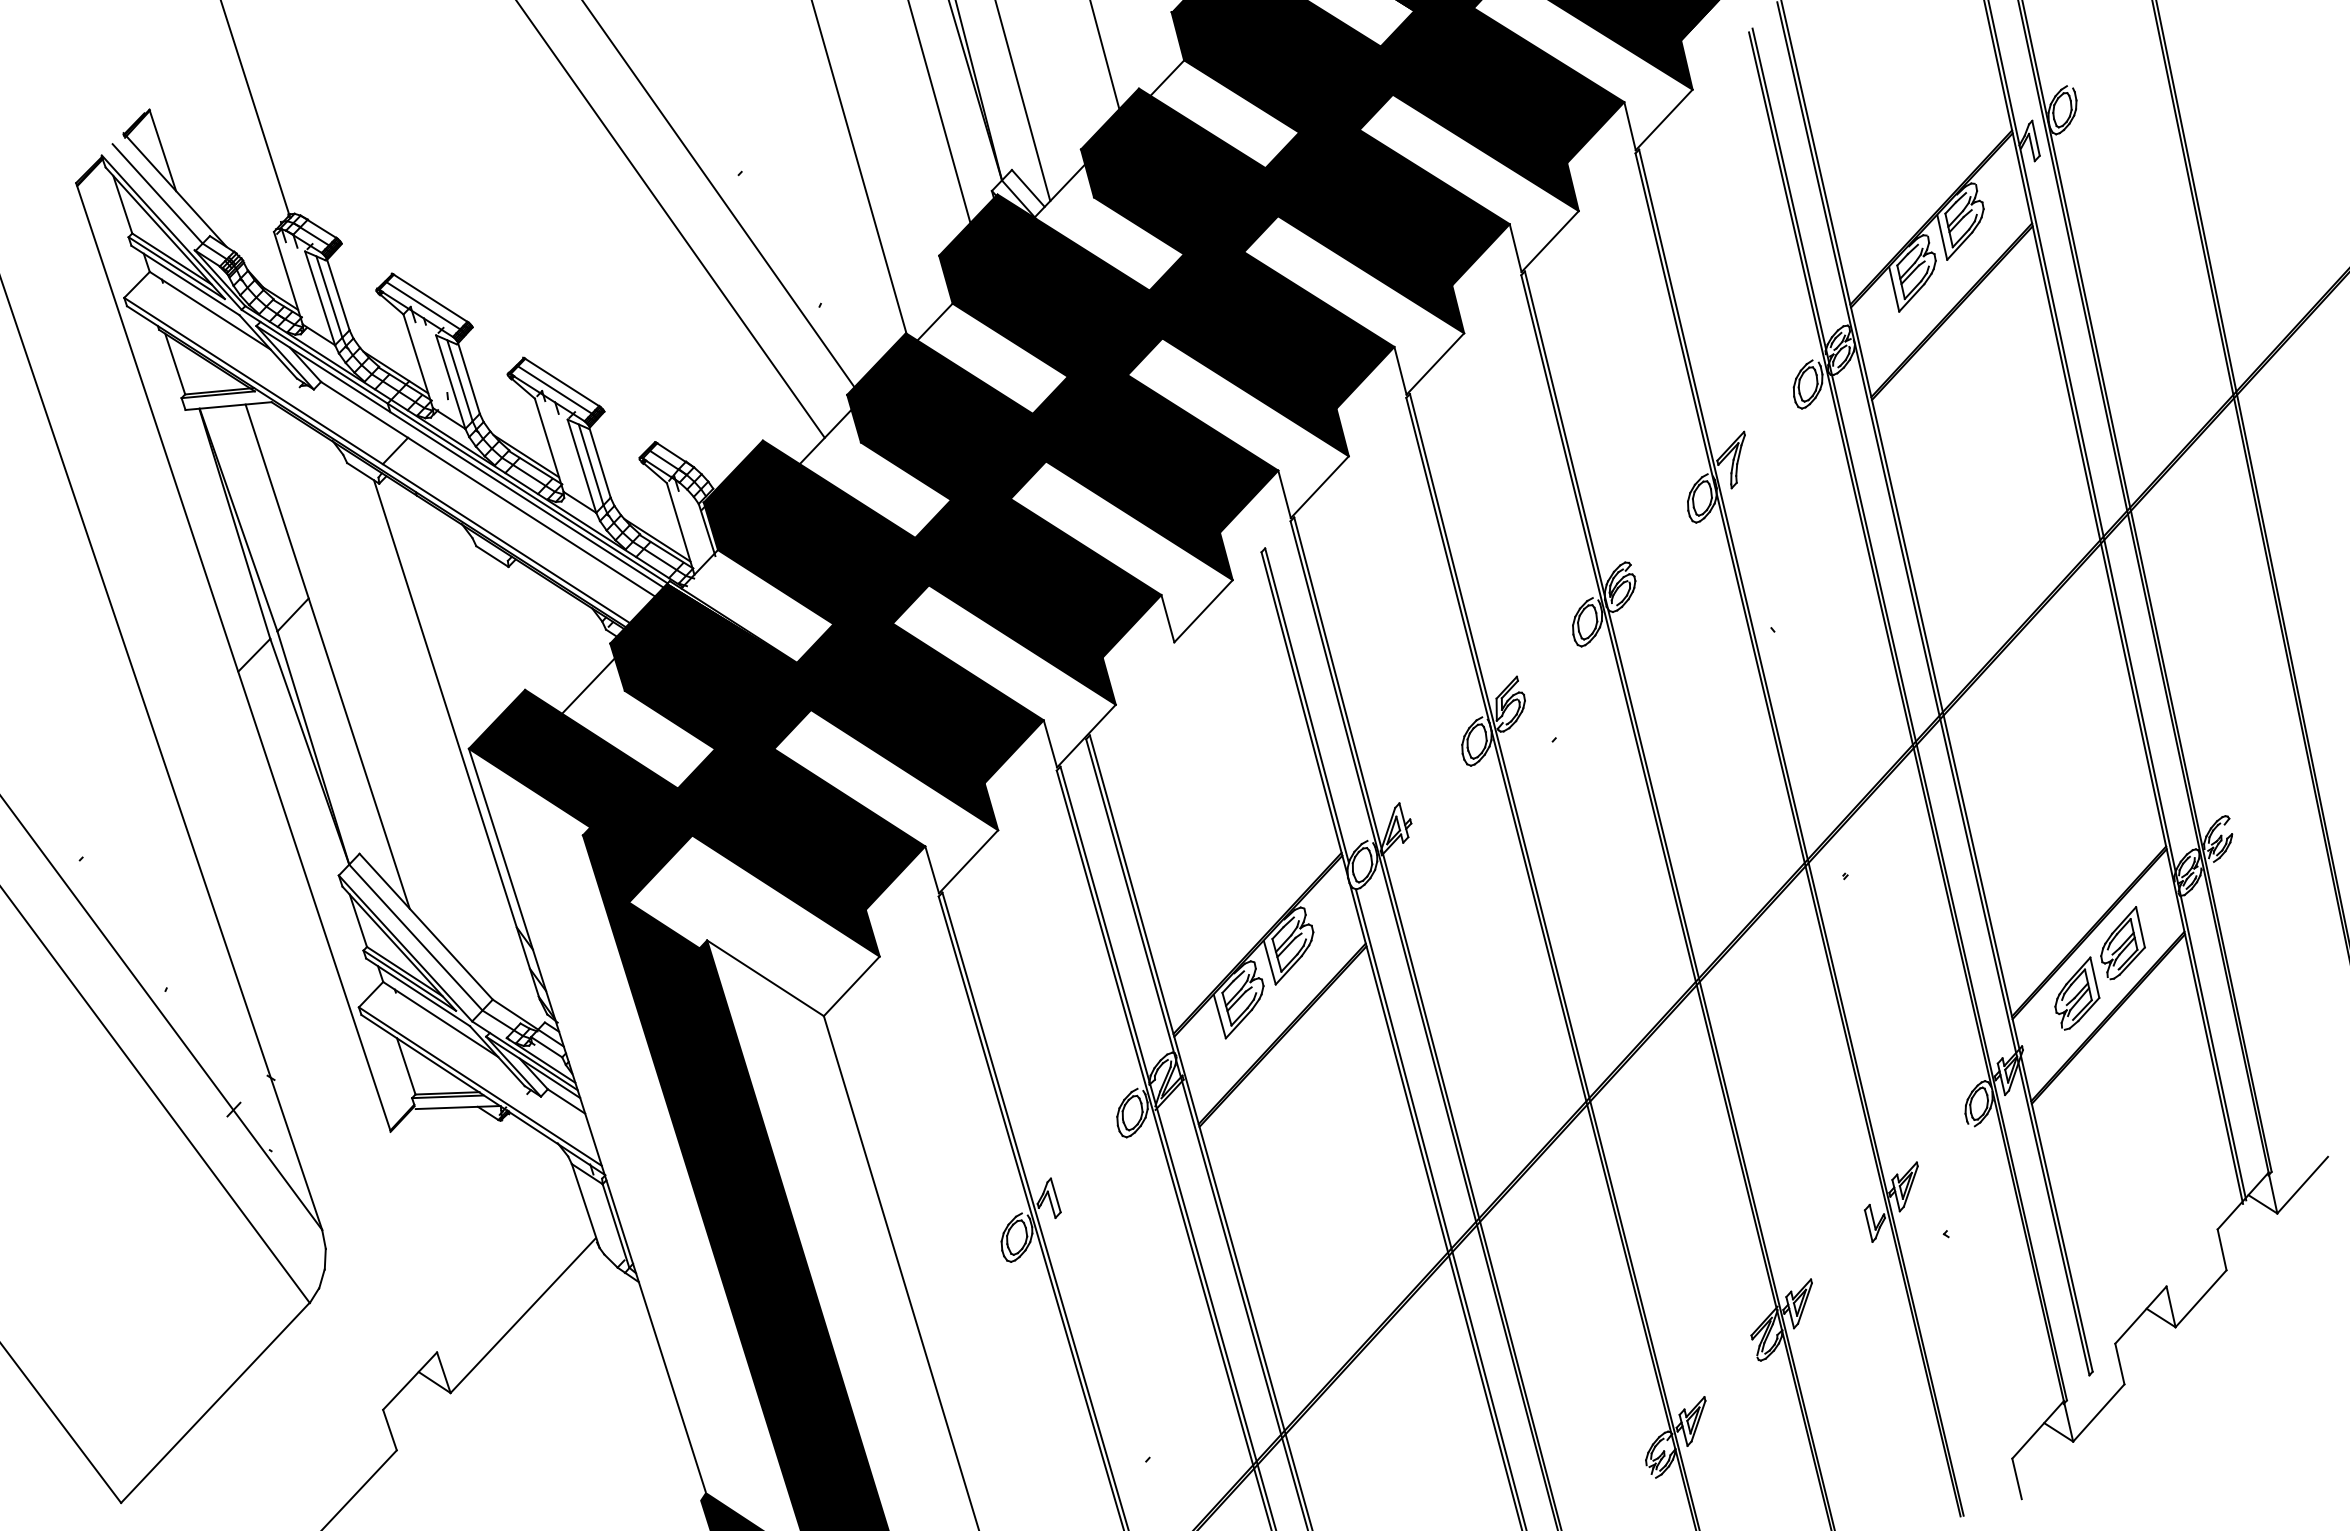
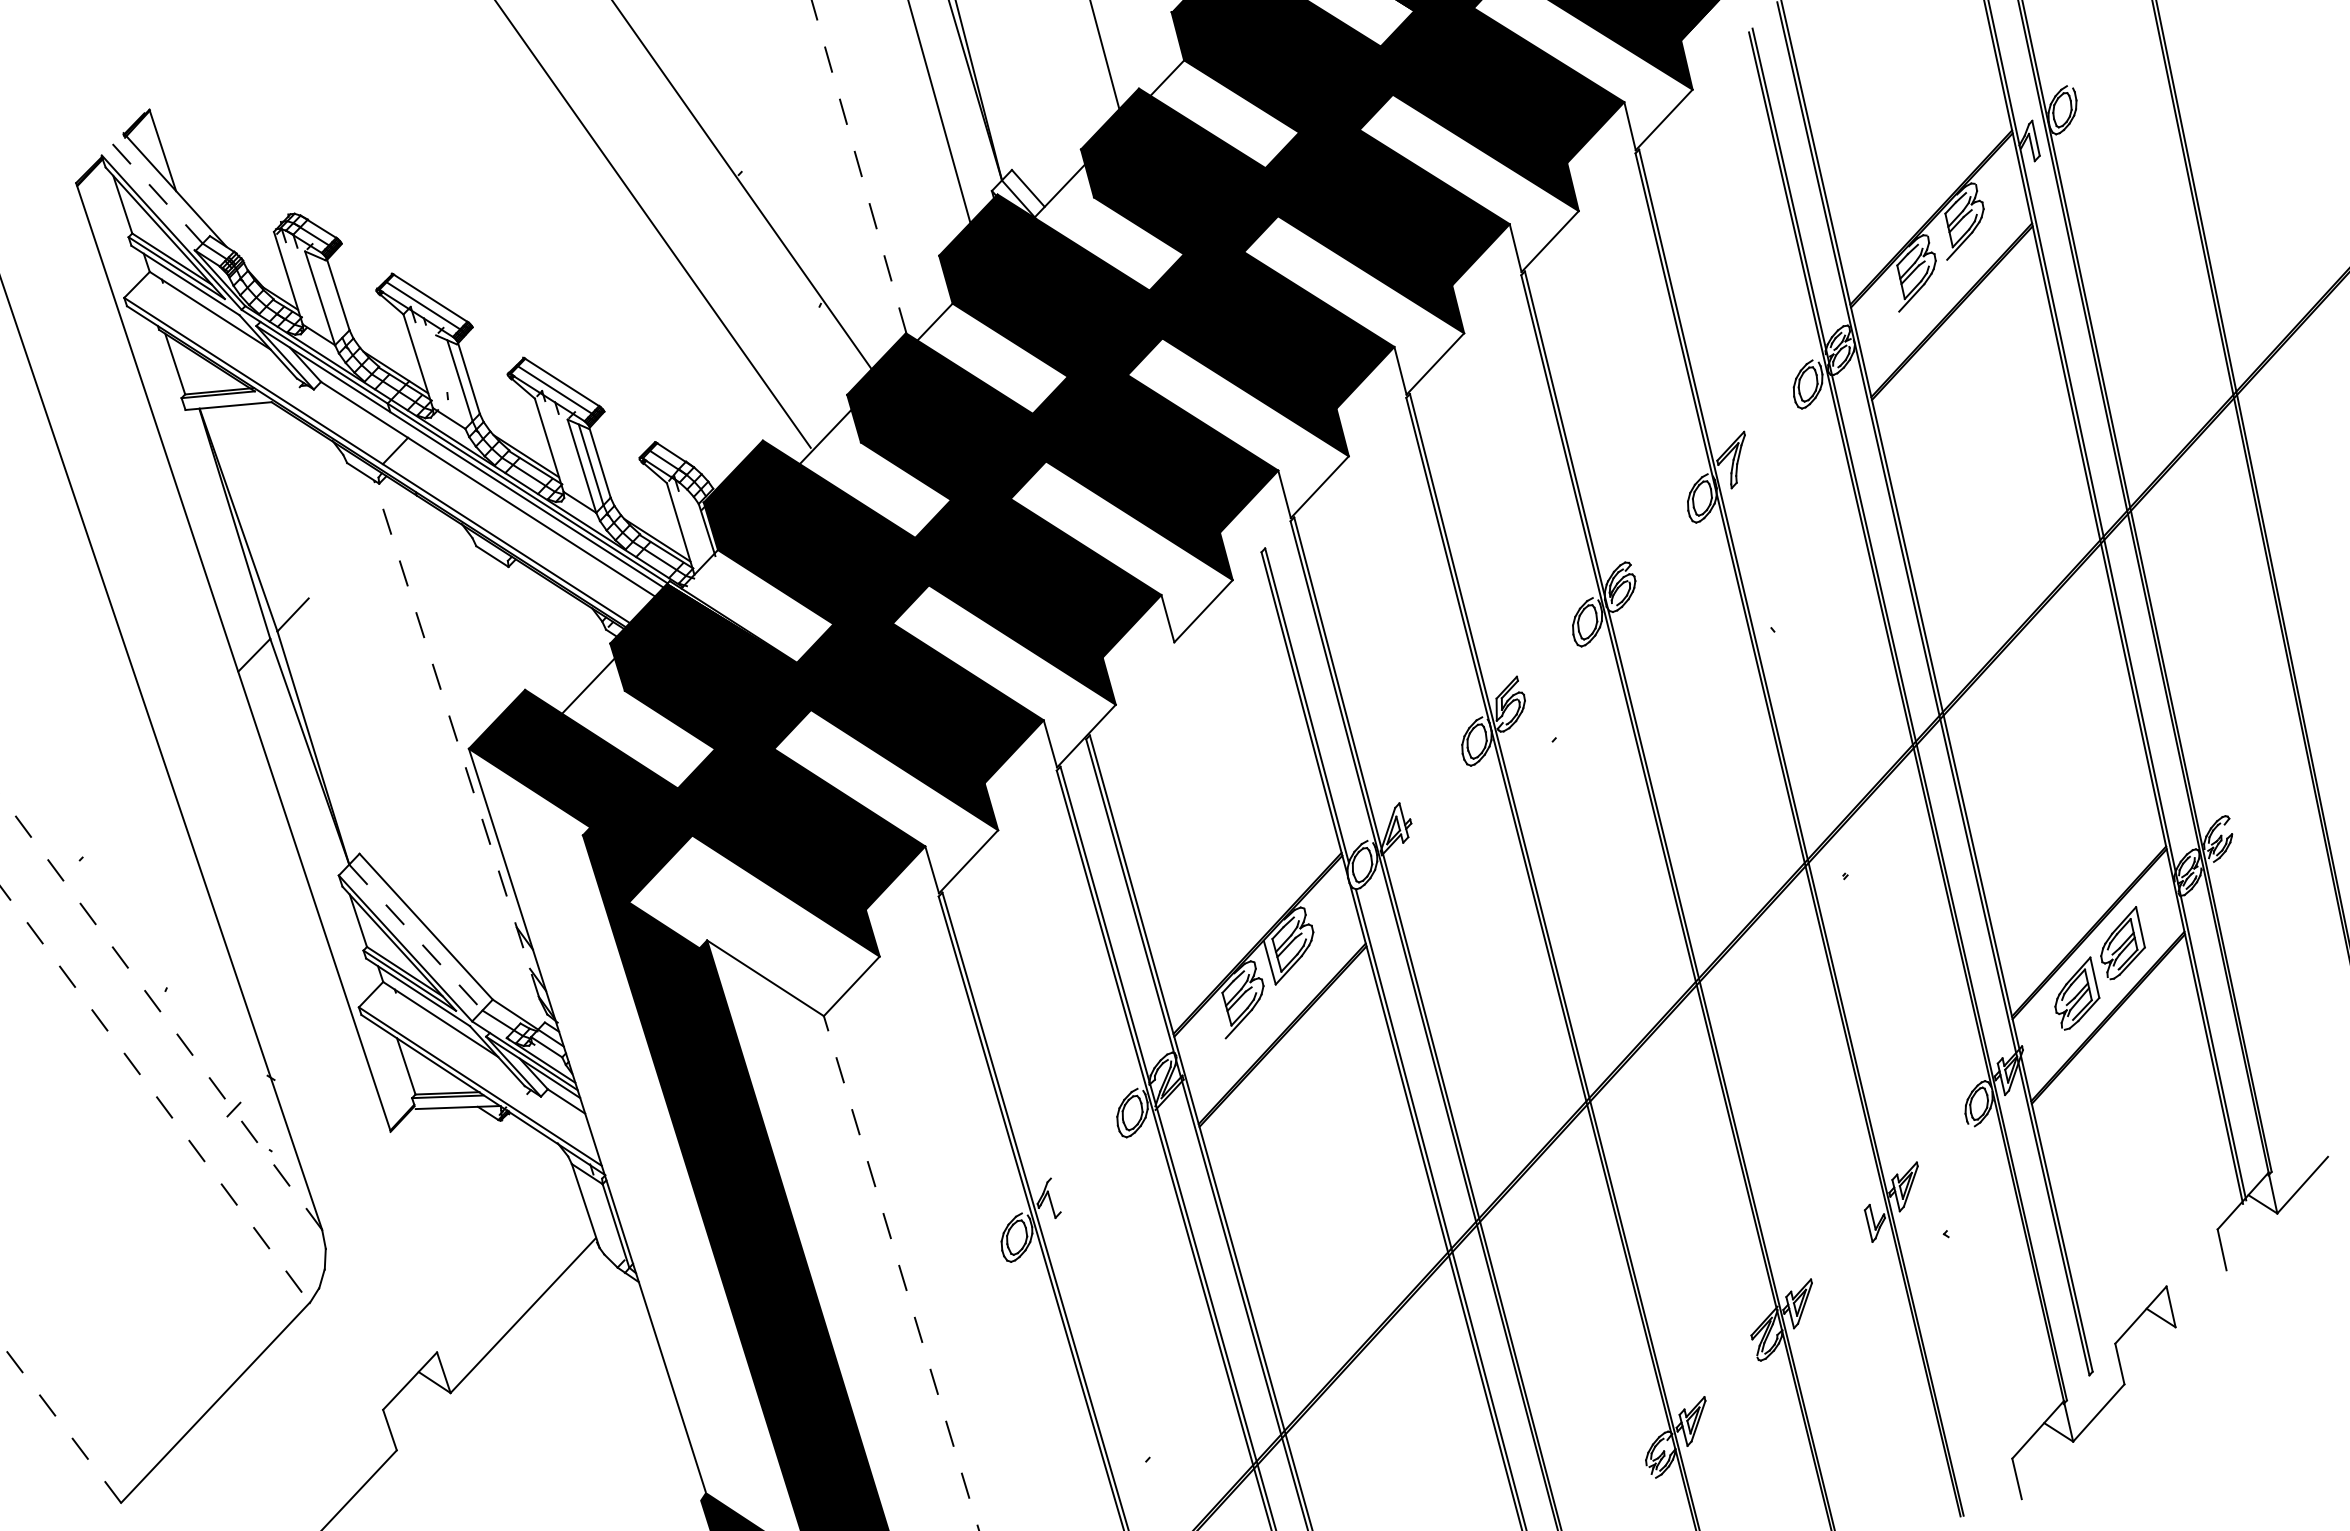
line: present -> none (1022, 101)
line: present -> none (255, 110)
line: solid -> dashed (858, 166)
line: solid -> dashed (158, 194)
line position: (718, 194) -> (743, 187) (743, 187)
line position: (670, 219) -> (653, 224) (653, 224)
line: present -> none (1942, 237)
line: present -> none (1894, 289)
line: present -> none (329, 296)
line: present -> none (450, 381)
line: present -> none (327, 656)
line: solid -> dashed (456, 740)
line: solid -> dashed (415, 937)
line: solid -> dashed (161, 1012)
line: present -> none (1219, 1016)
line: solid -> dashed (155, 1095)
line: present -> none (1055, 1195)
line: solid -> dashed (901, 1273)
line: present -> none (2200, 1298)
line: solid -> dashed (60, 1422)
